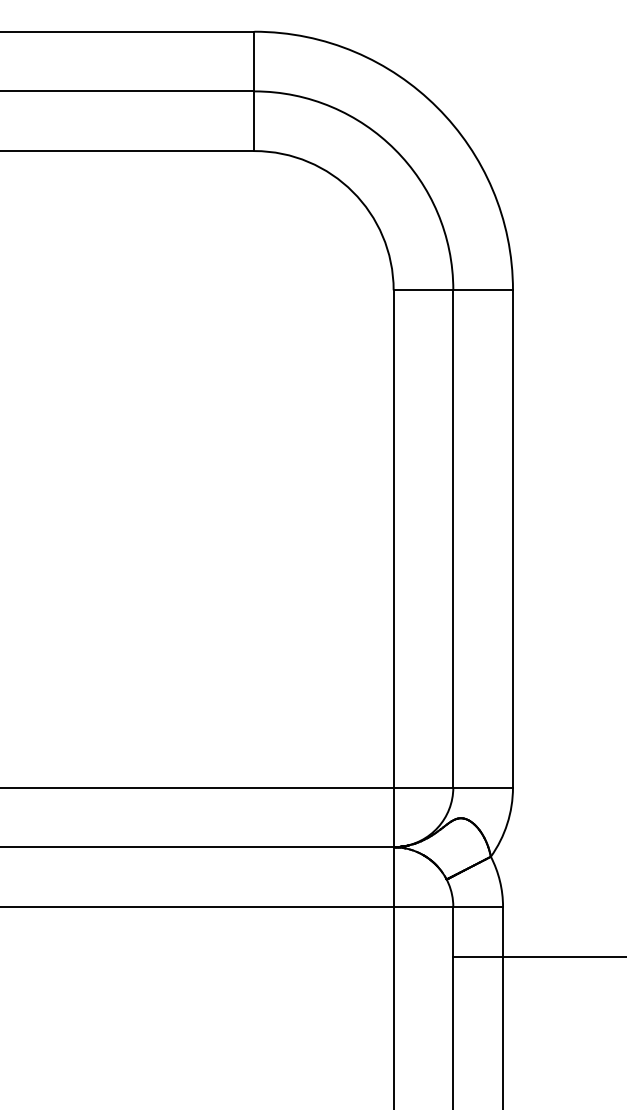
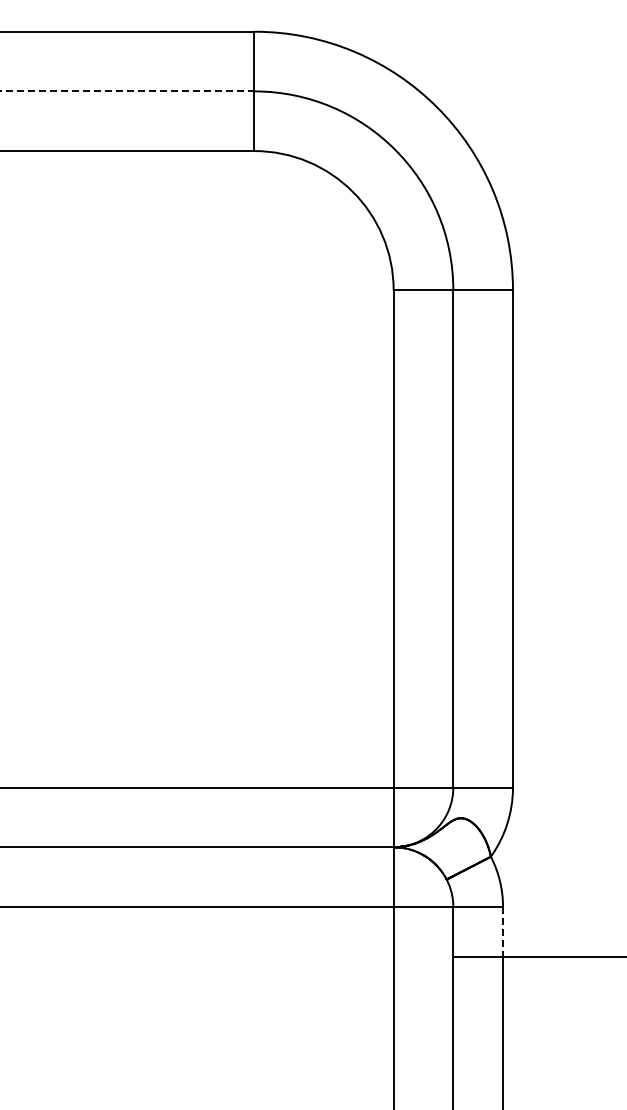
line: solid -> dashed (127, 91)
line: solid -> dashed (503, 931)
